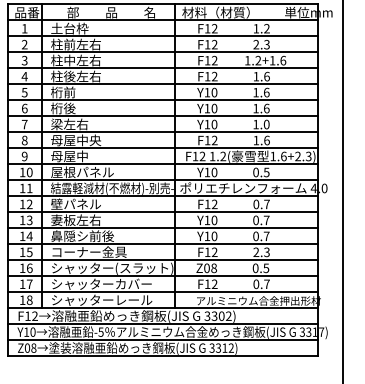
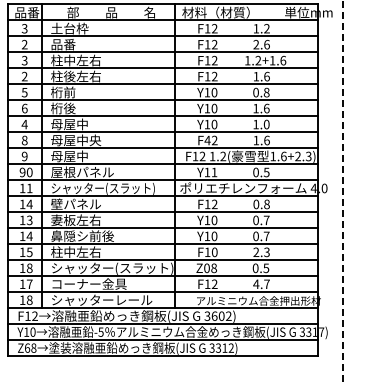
text: 1 -> 3 (24, 28)
text: 柱前左右 -> 品番 (75, 44)
text: 2.3 -> 2.6 (266, 44)
text: 4 -> 2 (24, 76)
text: 1.6 -> 0.8 (261, 92)
text: 7 -> 4 (24, 124)
text: 梁左右 -> 母屋中 (69, 124)
text: F12 -> F42 (207, 140)
text: 10 -> 90 (22, 172)
text: Y10 -> Y11 (214, 172)
text: 結露軽減材(不燃材)-別売- -> シャッター(スラット) (112, 188)
line: solid -> dashed (343, 192)
text: 12 -> 14 (29, 204)
text: 0.7 -> 0.8 (266, 204)
text: コーナー金具 -> 柱中左右 (88, 251)
text: F12 -> F10 (214, 252)
text: 16 -> 18 (29, 267)
text: シャッターカバー -> コーナー金具 (101, 283)
text: 0.7 -> 4.7 (256, 284)
text: 3302) -> 3602) (214, 315)
text: Z08 -> Z68 (27, 347)
